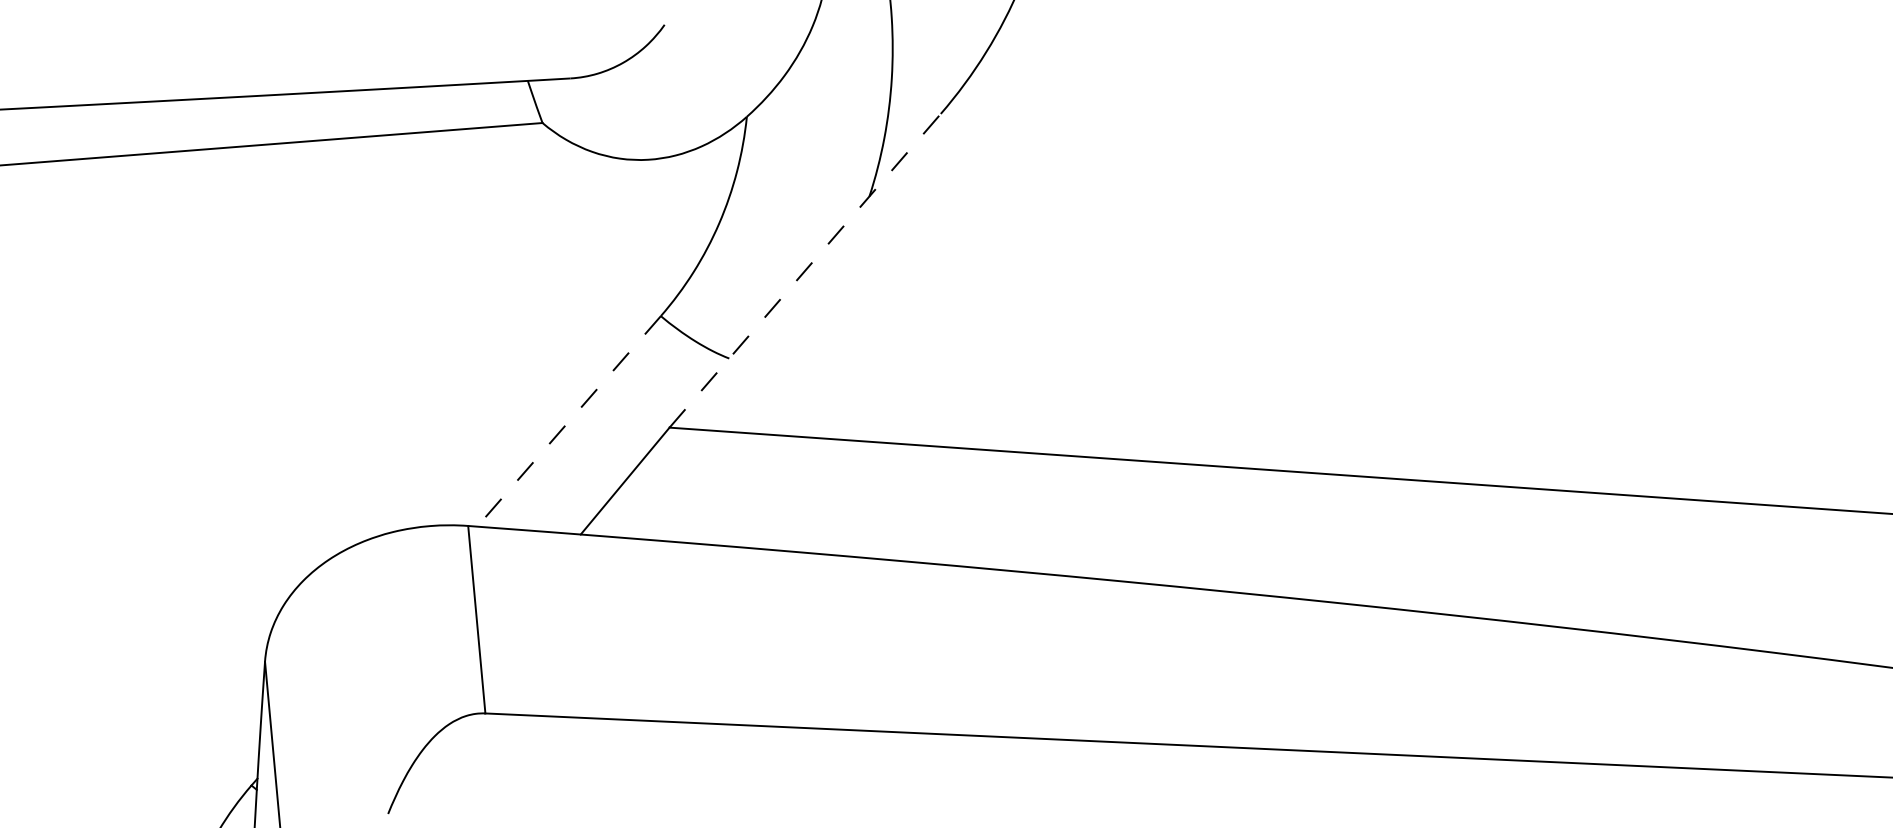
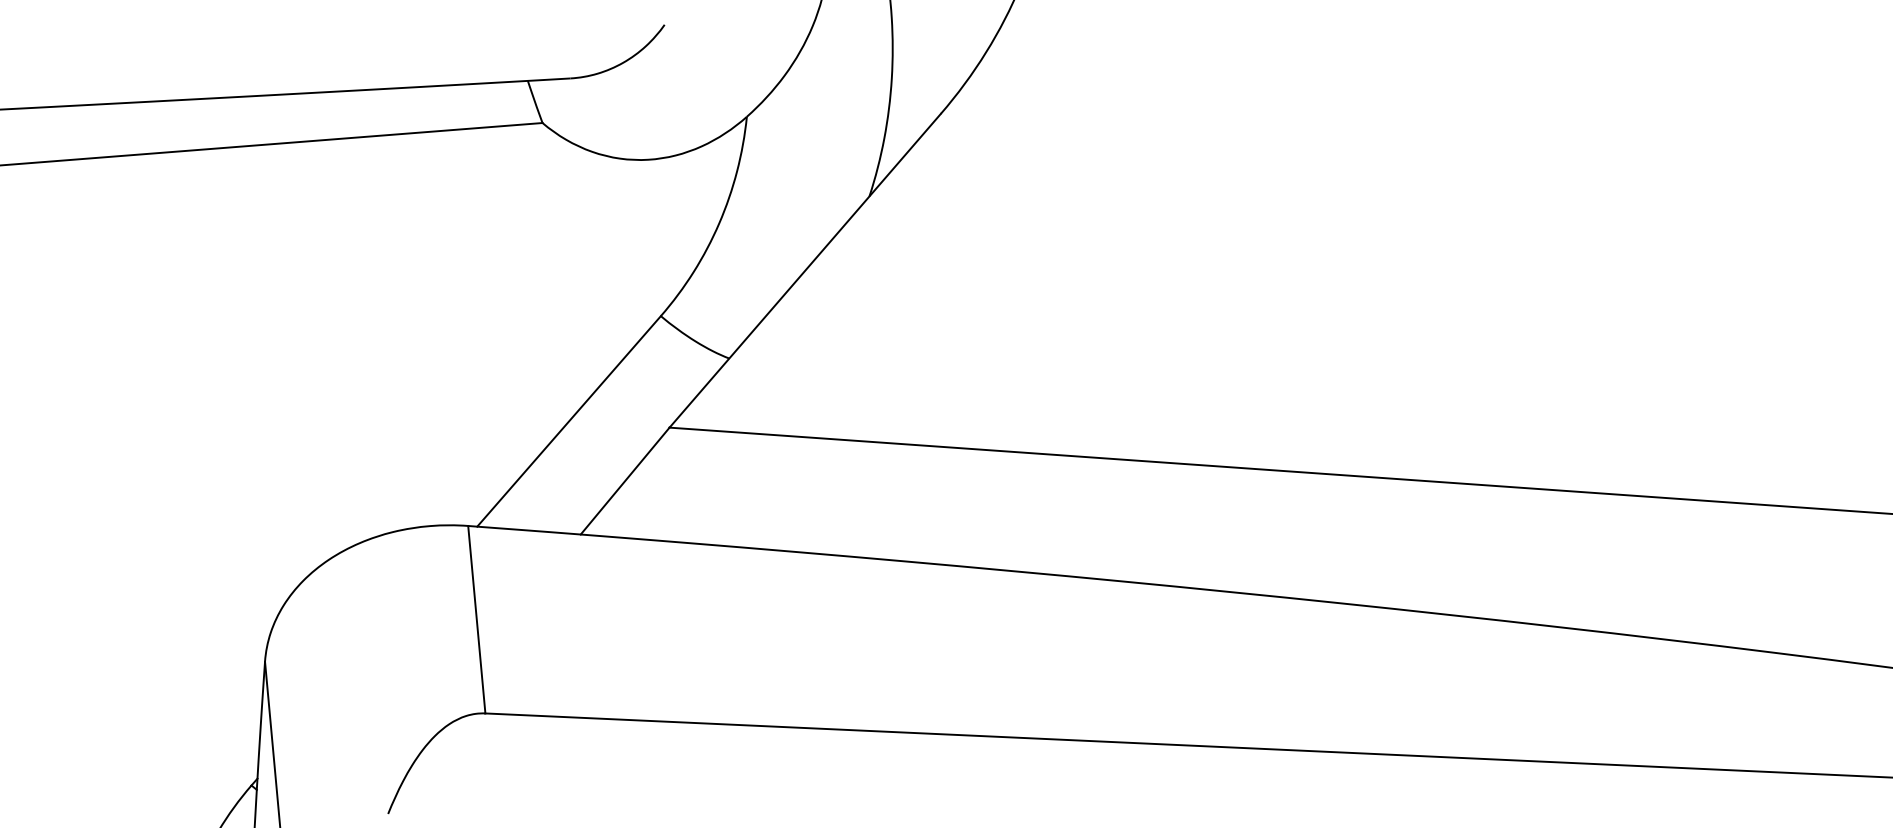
line: dashed -> solid (805, 270)
line: dashed -> solid (569, 421)
